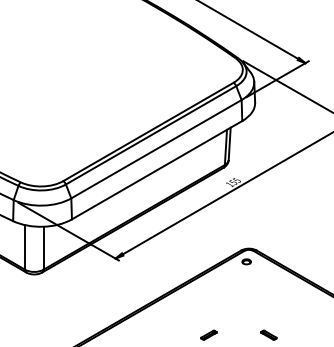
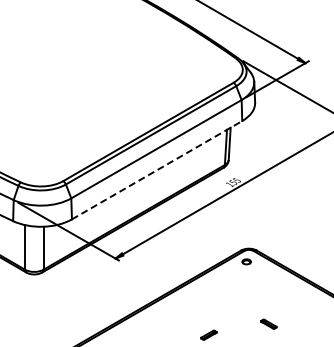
line: solid -> dashed (157, 169)
part position: (268, 334) -> (268, 323) (268, 323)
